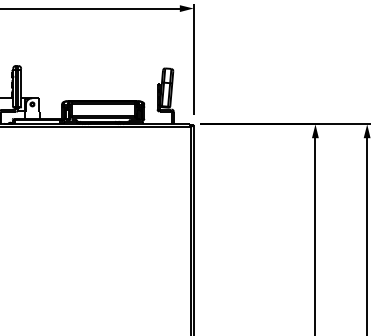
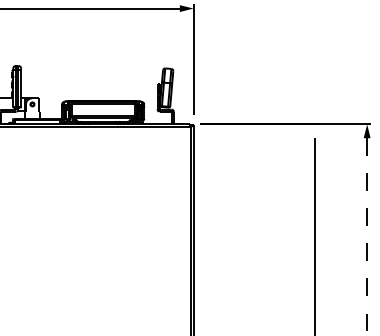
fill: present -> none (314, 131)
line: solid -> dashed (367, 237)
